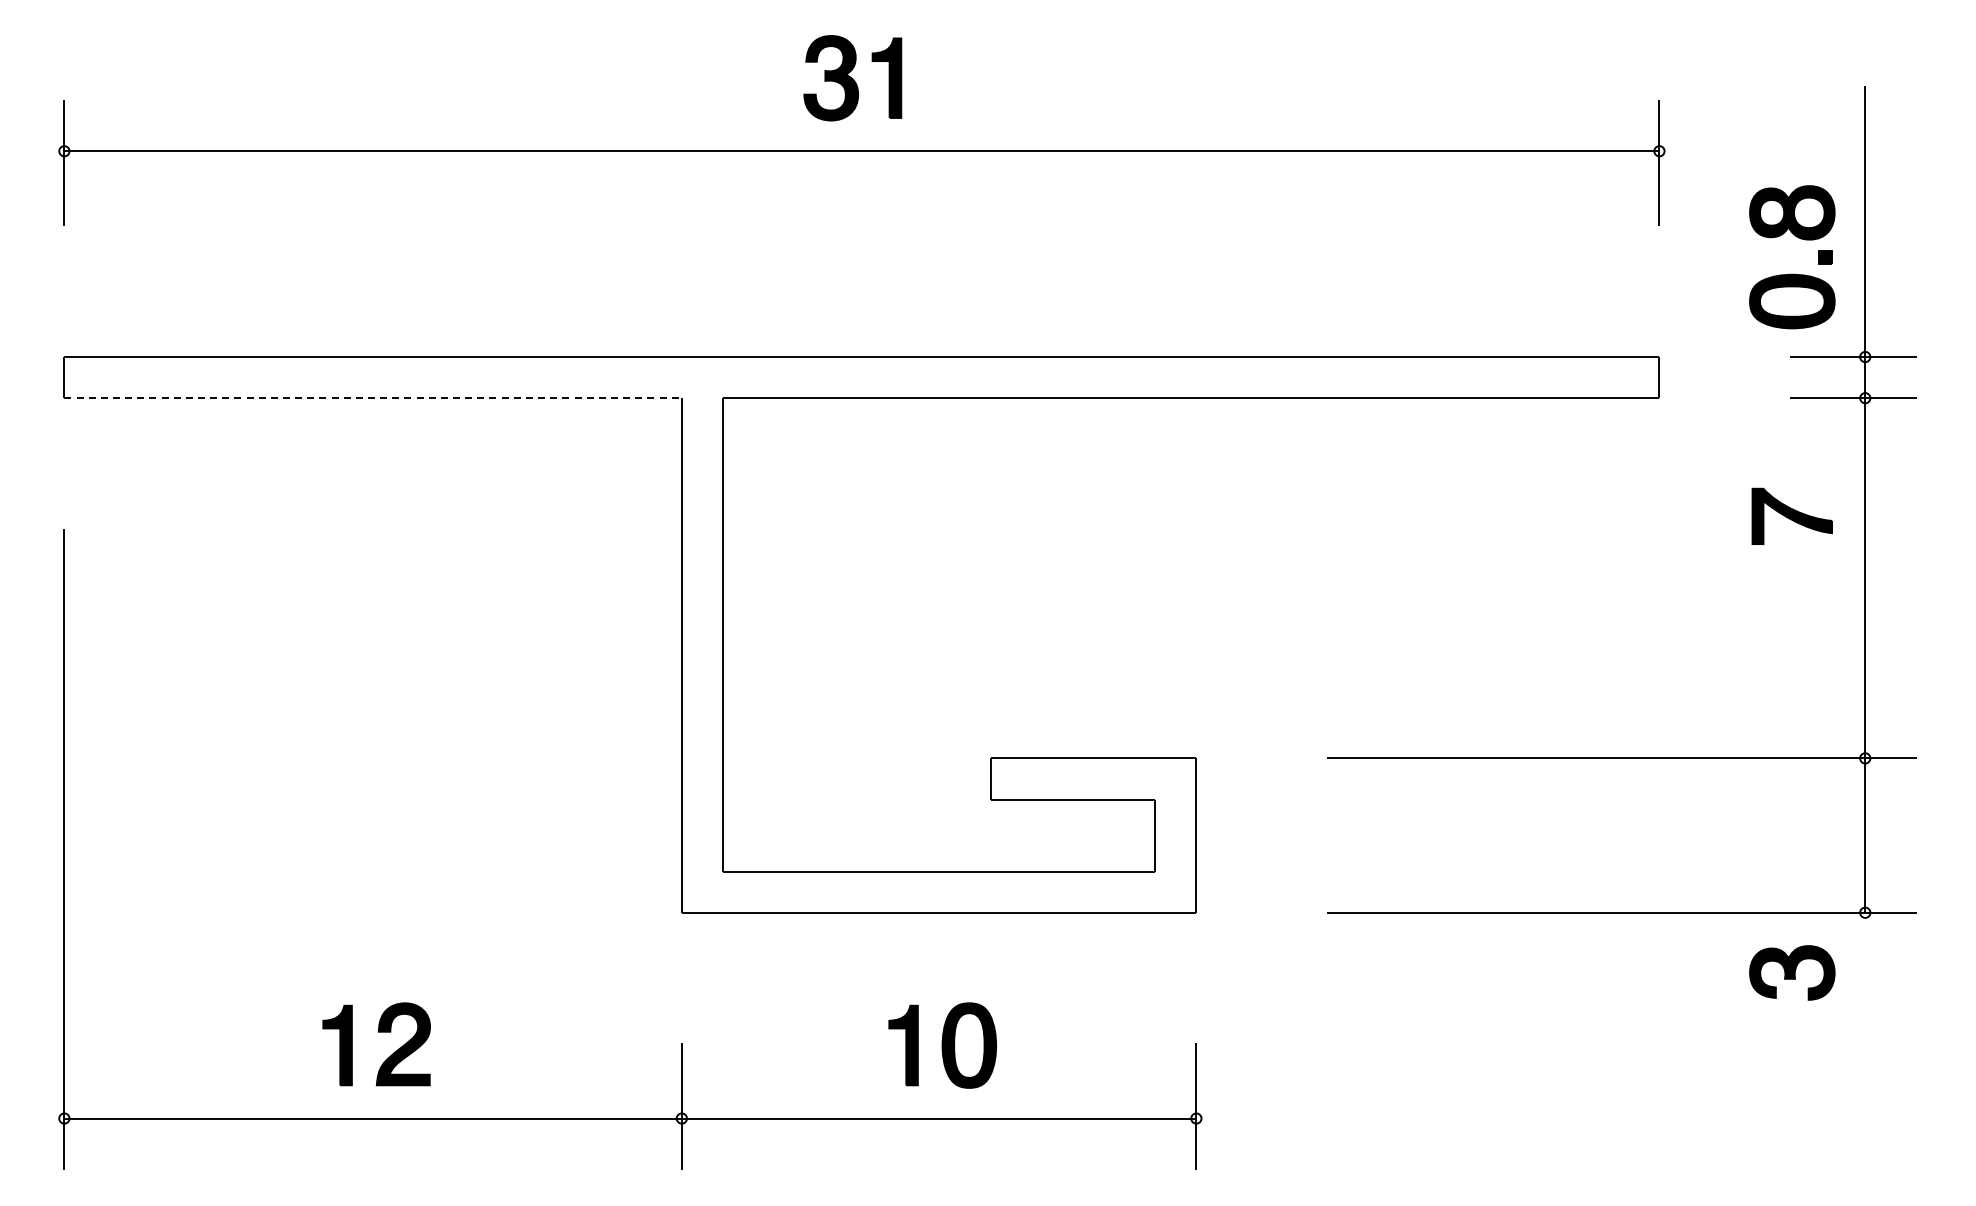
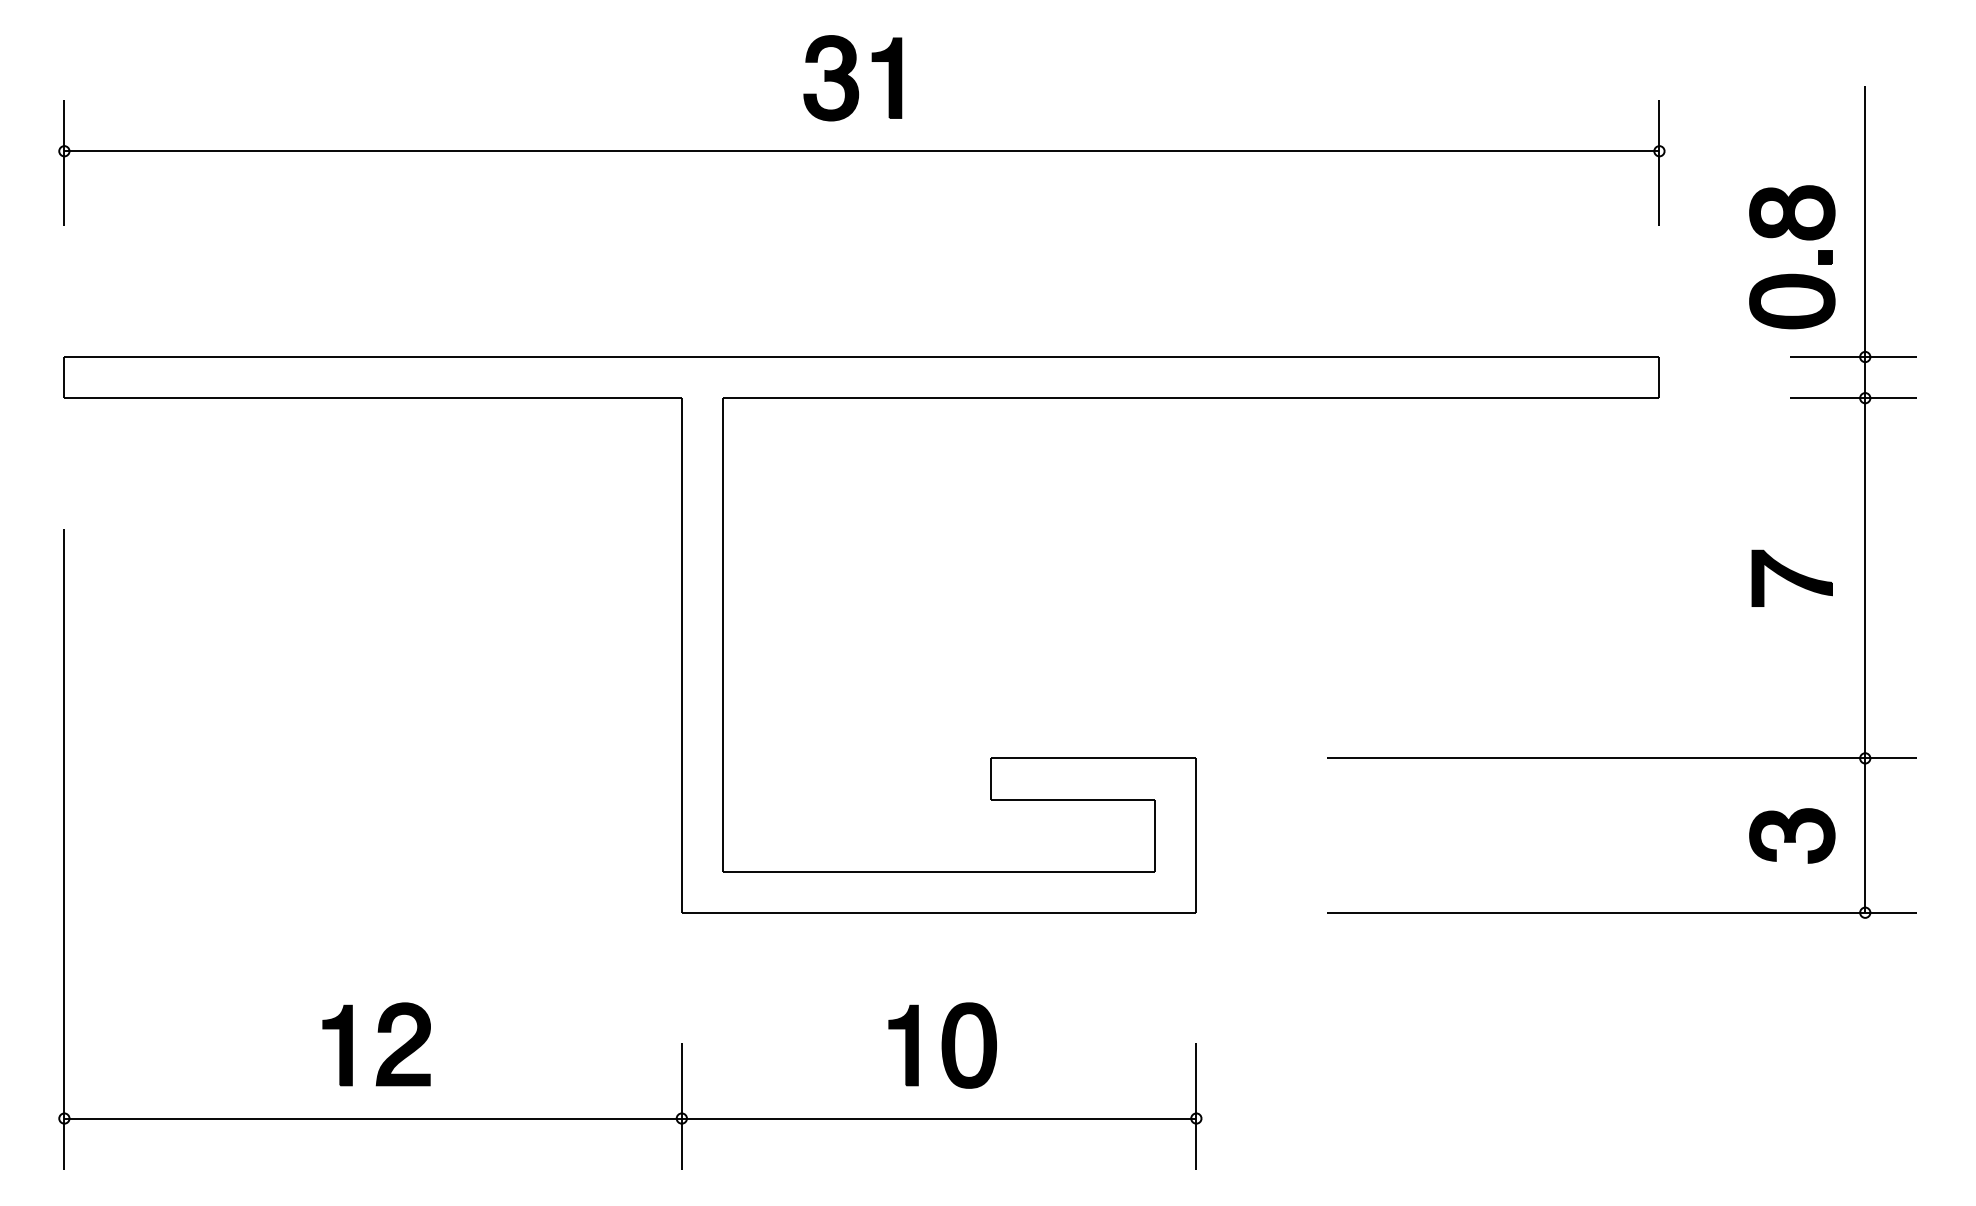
line: dashed -> solid (373, 398)
part position: (1791, 515) -> (1791, 577) (1791, 577)
part position: (1792, 972) -> (1792, 835) (1792, 835)
